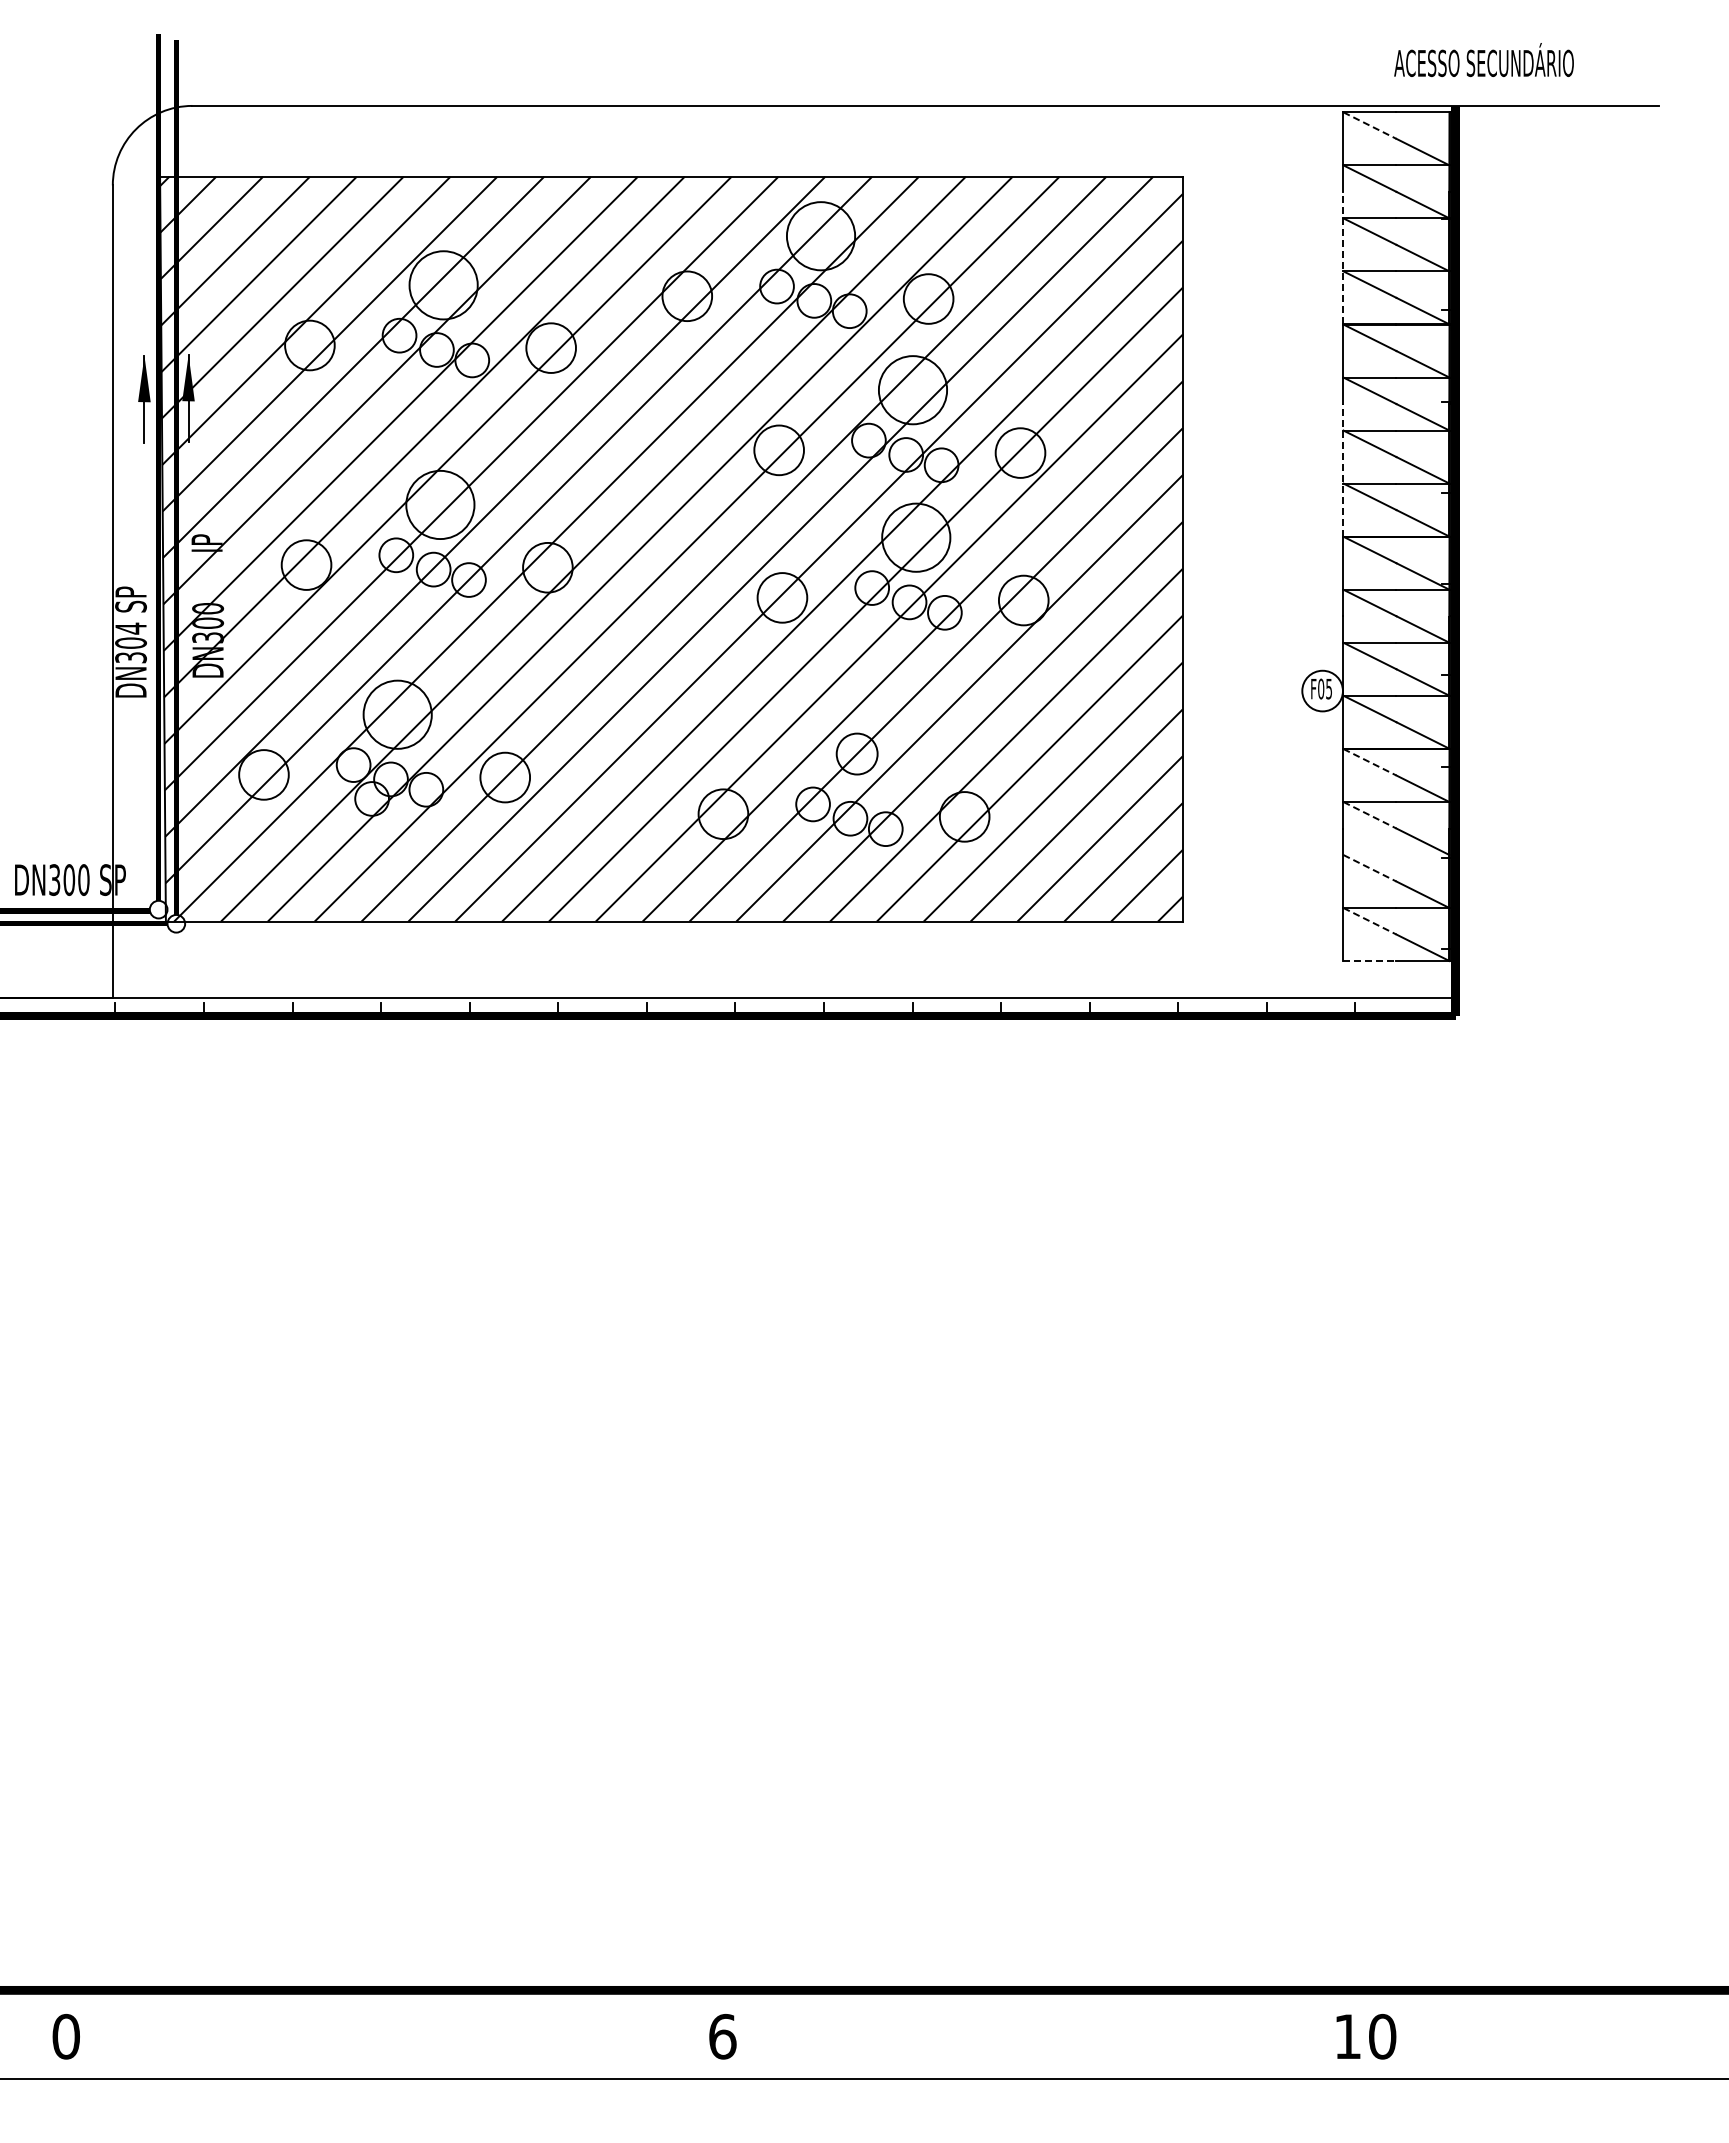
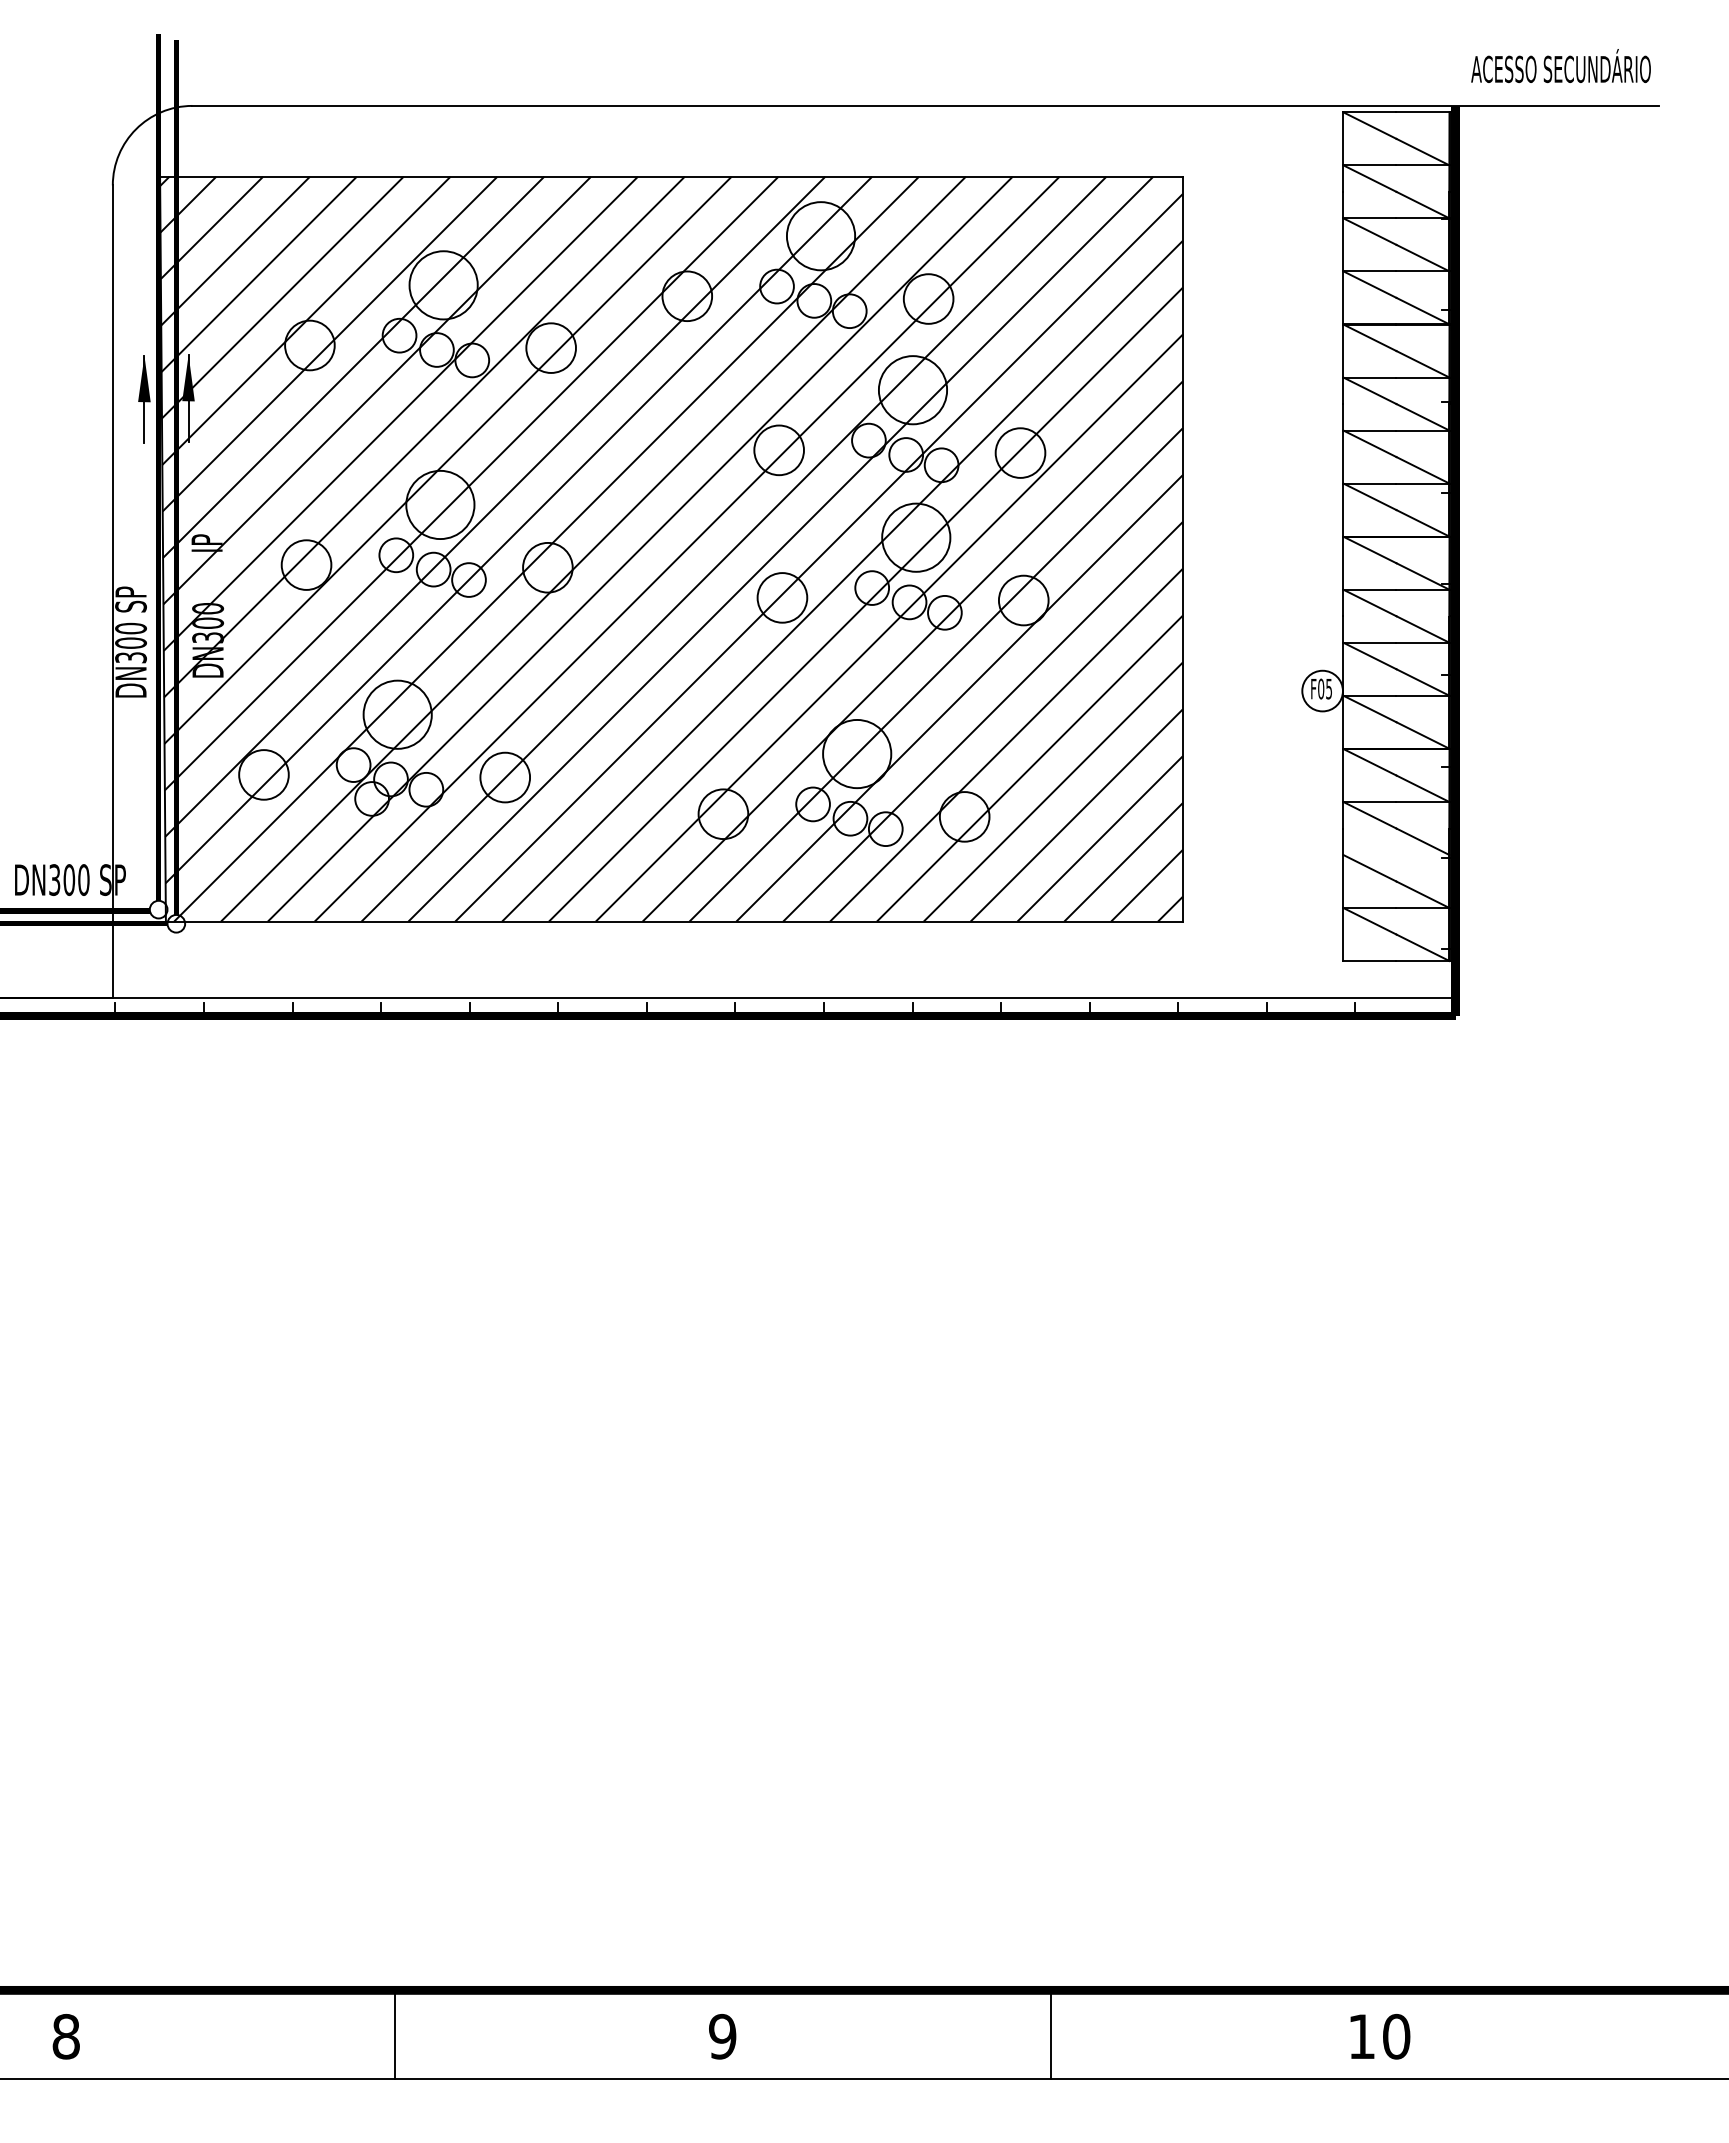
text position: (1483, 60) -> (1560, 66) (1560, 66)
line: dashed -> solid (1369, 125)
line: dashed -> solid (1343, 257)
line: dashed -> solid (1343, 469)
text: DN304 -> DN300 (130, 628)
circle diameter: 41 px -> 68 px (857, 753)
line: dashed -> solid (1369, 762)
line: dashed -> solid (1369, 815)
line: dashed -> solid (1369, 868)
line: dashed -> solid (1369, 921)
line: dashed -> solid (1369, 961)
line: none -> present (394, 2034)
line: none -> present (1051, 2034)
text: 0 -> 8 (65, 2036)
text: 6 -> 9 (722, 2036)
text position: (1366, 2036) -> (1380, 2036) (1380, 2036)
